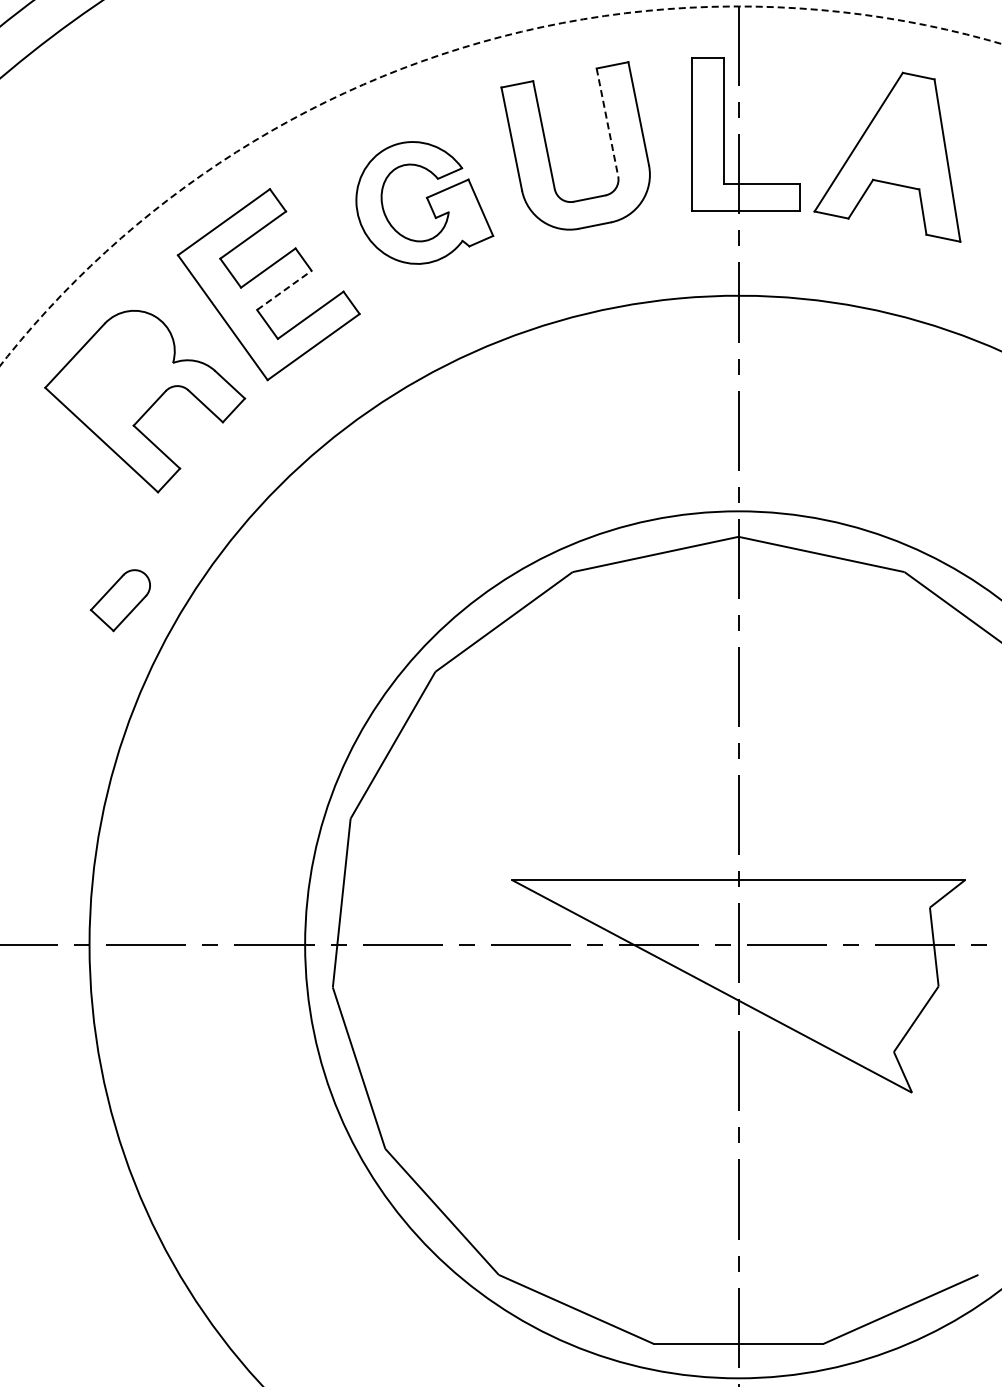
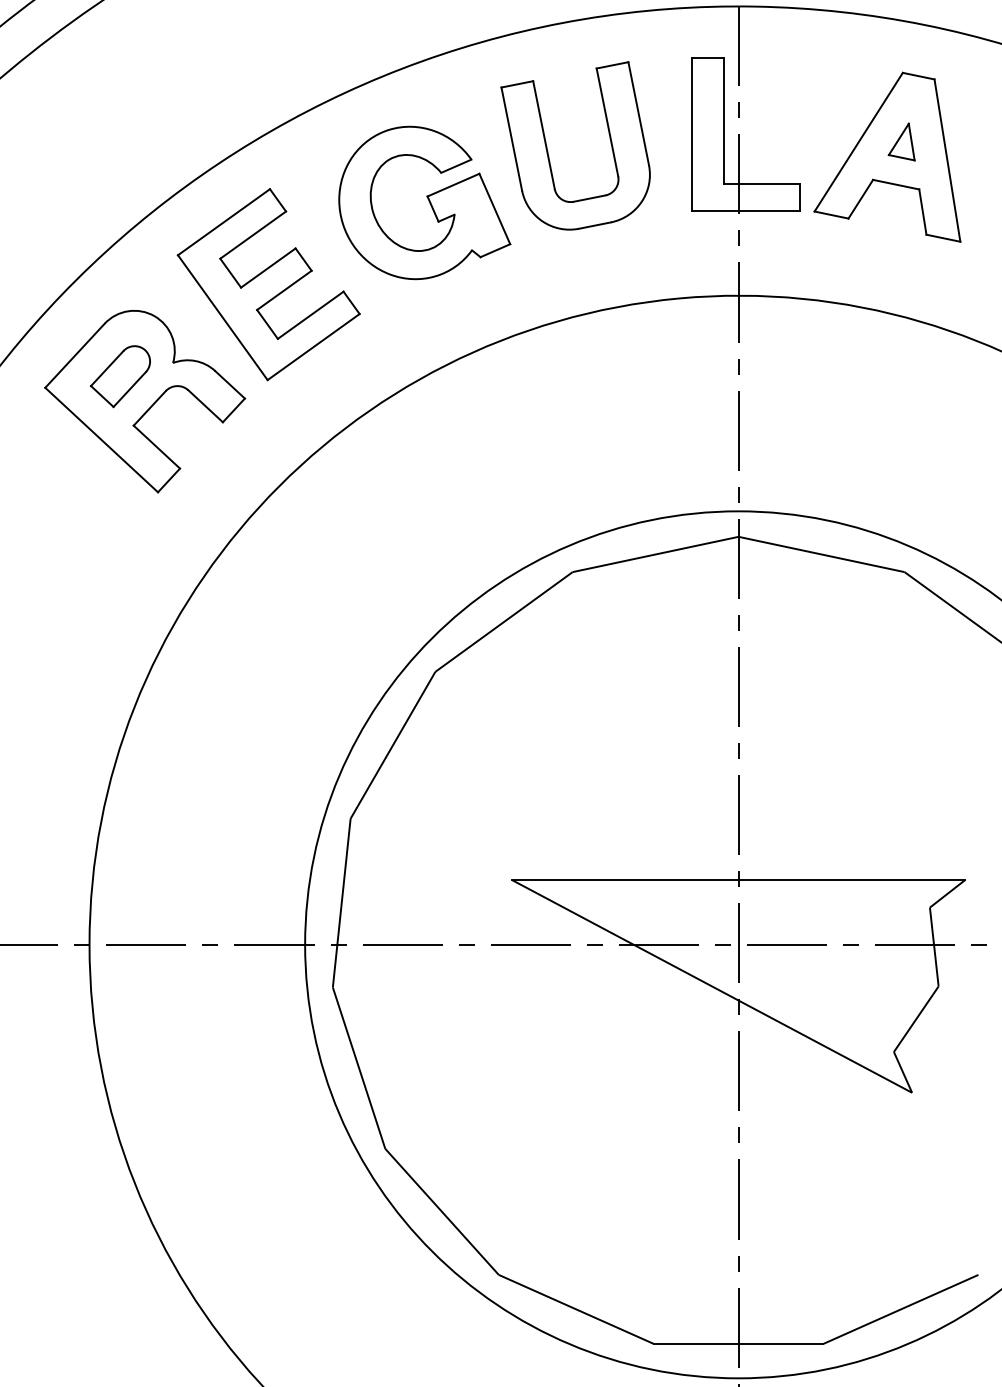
arc: dashed -> solid (452, 51)
line: dashed -> solid (607, 122)
part: none -> present (901, 141)
part size: 140x124 px -> 174x156 px (424, 202)
line: dashed -> solid (284, 290)
part position: (119, 600) -> (119, 376) (119, 376)
